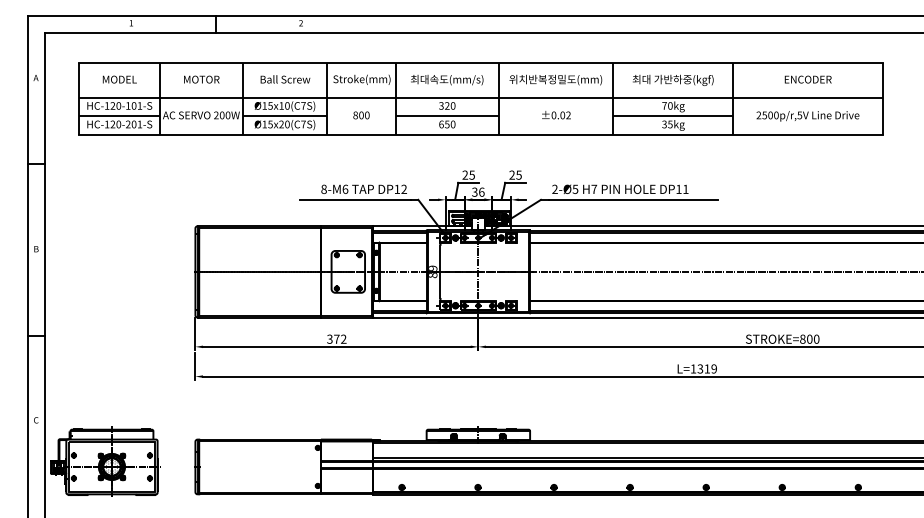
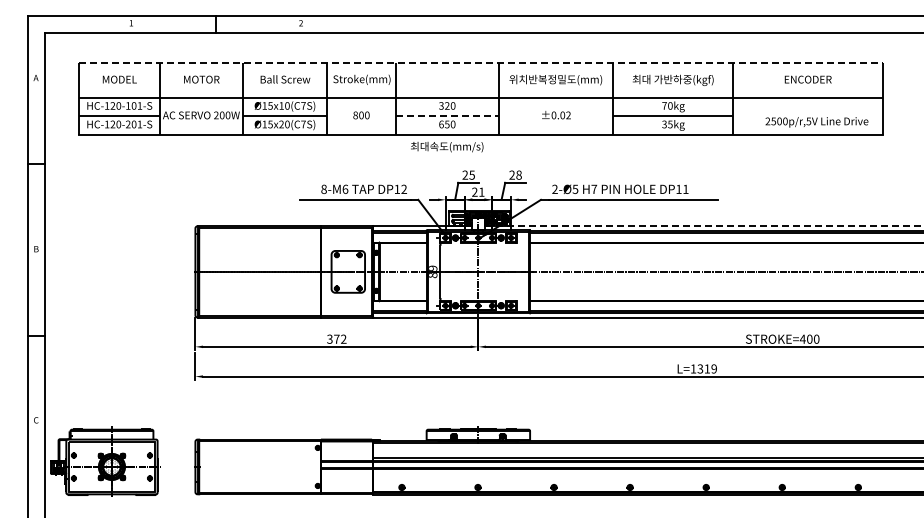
line: solid -> dashed (480, 63)
text position: (447, 80) -> (447, 147) (447, 147)
line: solid -> dashed (447, 116)
text position: (807, 116) -> (816, 122) (816, 122)
text: 25 -> 28 (518, 174)
text: 36 -> 21 (478, 191)
line: solid -> dashed (703, 226)
text: STROKE=800 -> STROKE=400 (802, 338)
